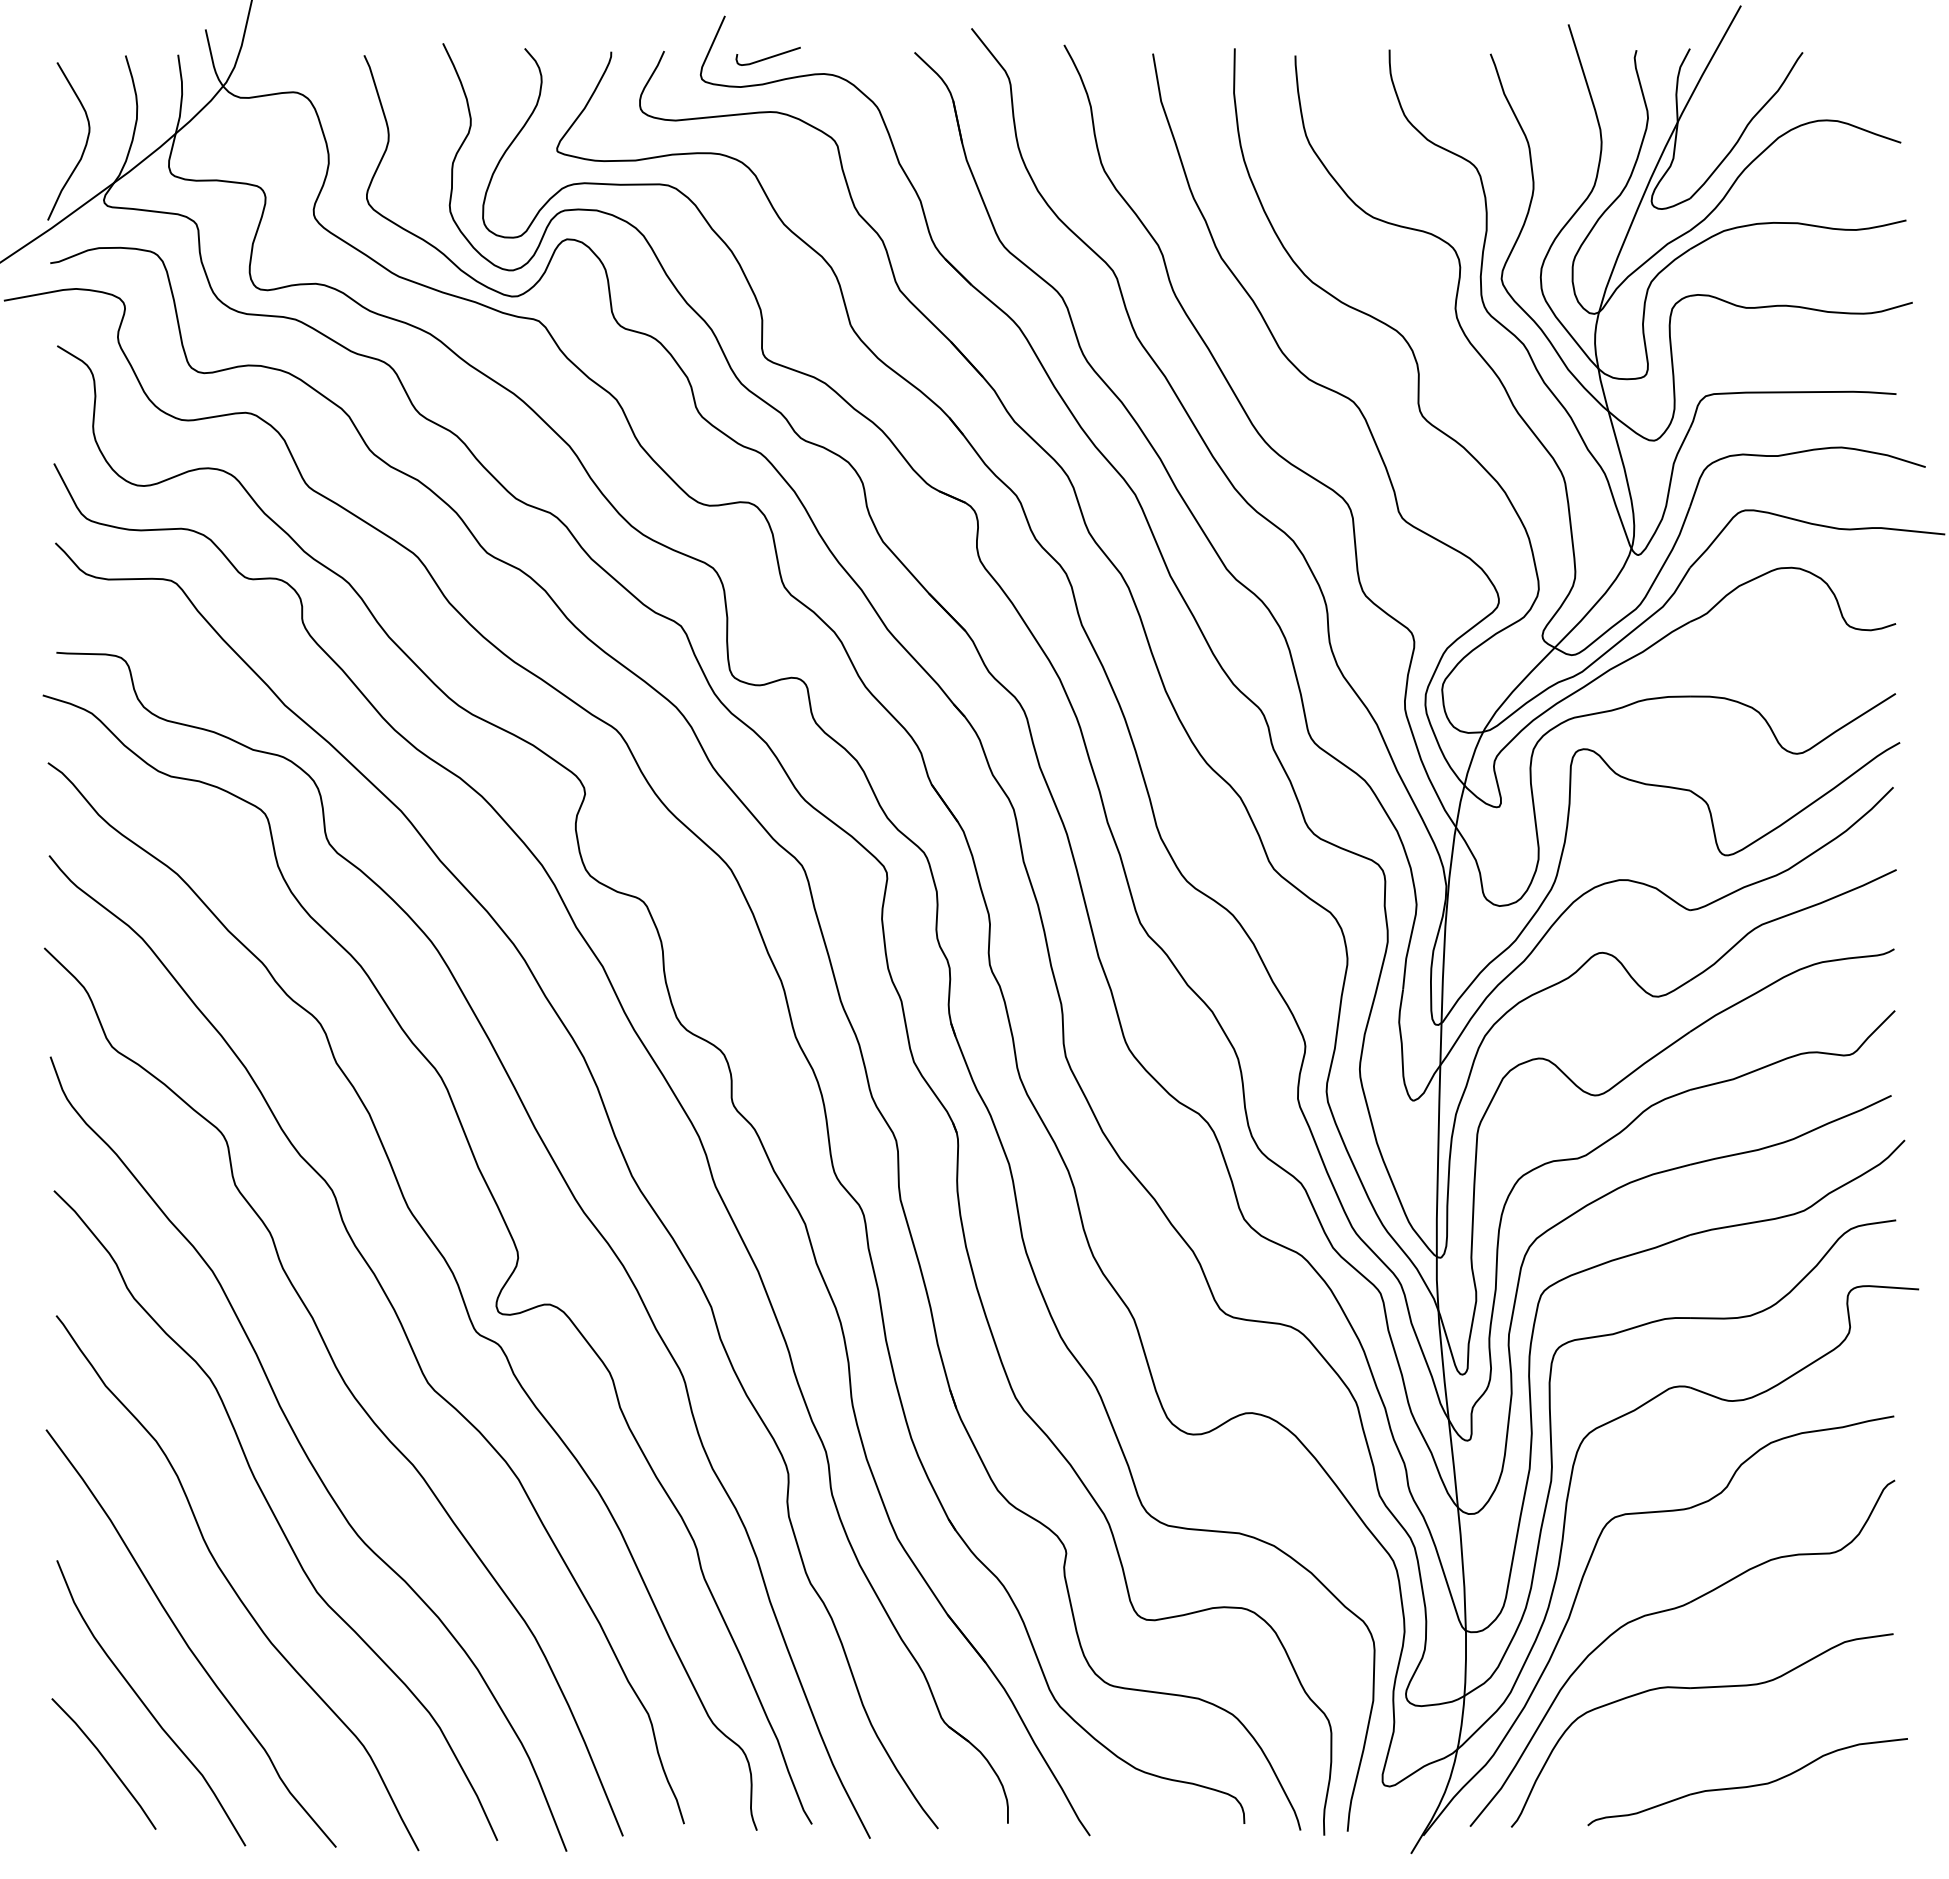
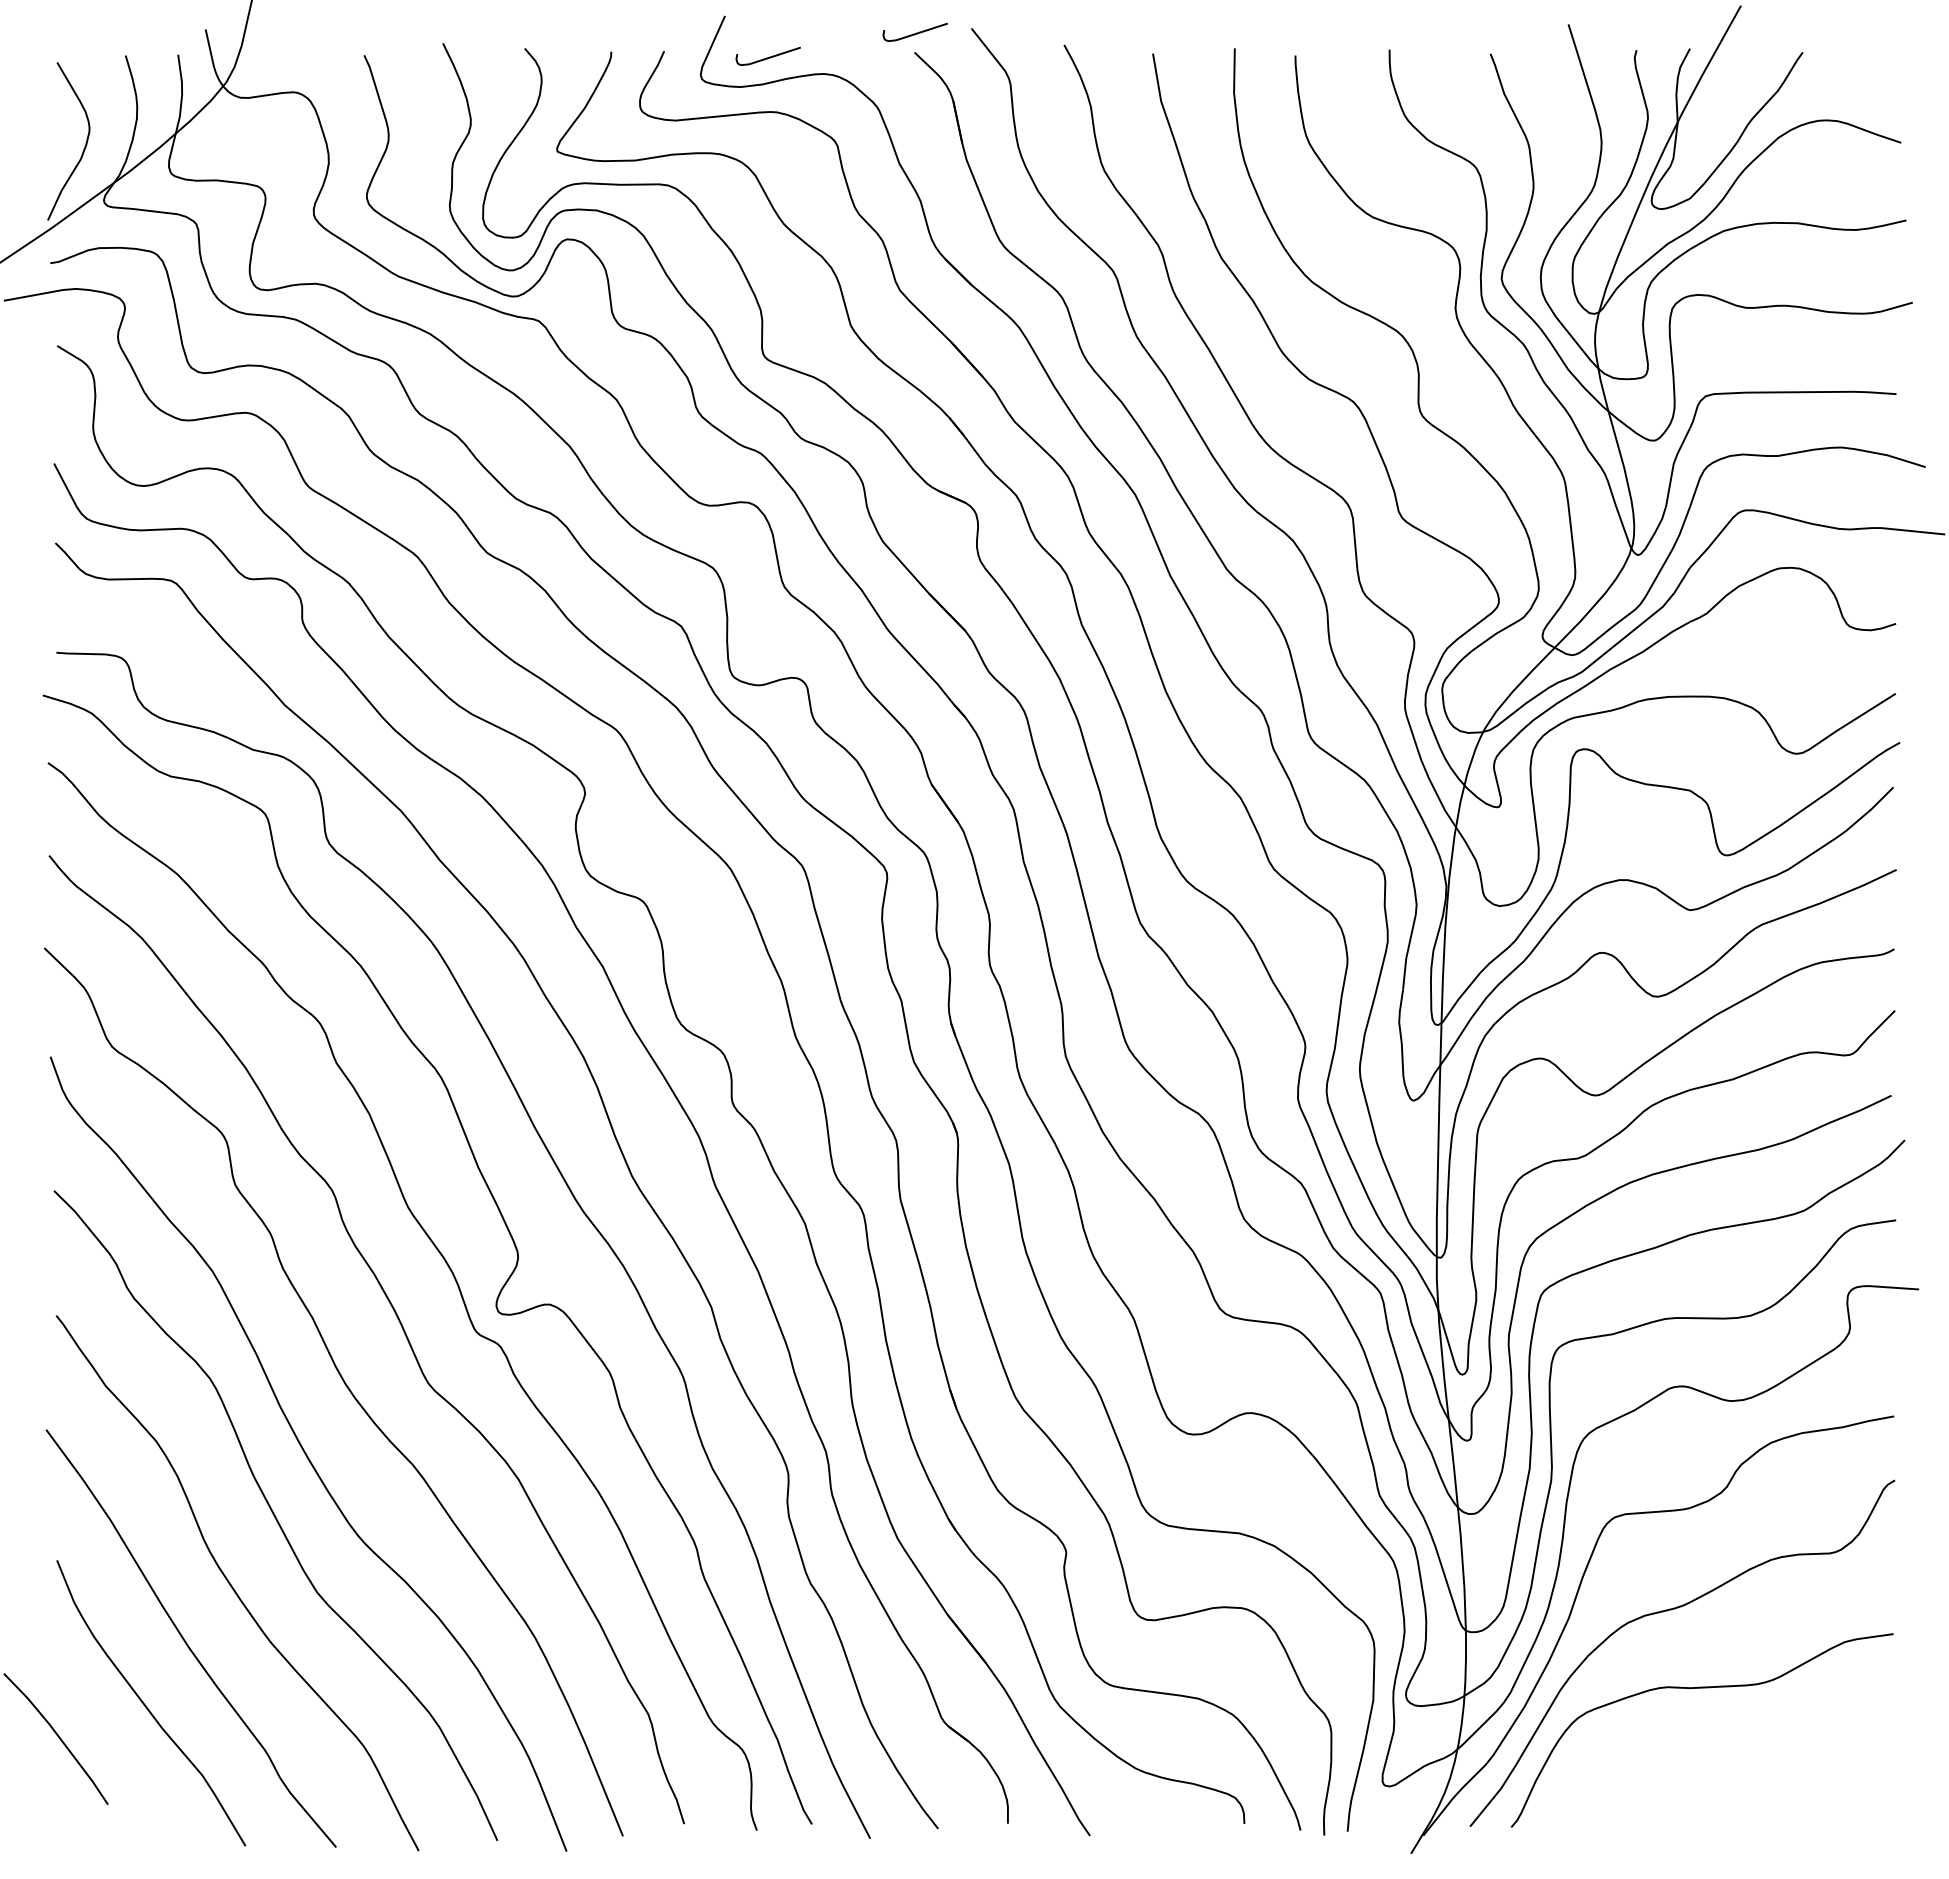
curve: none -> present (914, 33)
line position: (105, 1761) -> (57, 1736) (57, 1736)
part: present -> none (1747, 1782)
